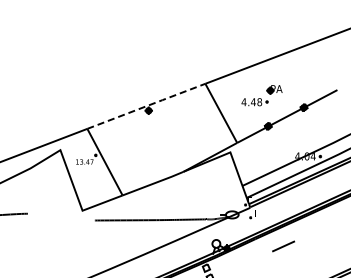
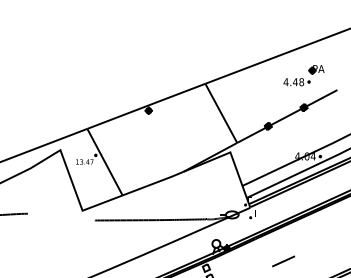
part position: (261, 95) -> (303, 75) (303, 75)
line: dashed -> solid (146, 106)
line position: (283, 246) -> (283, 261) (283, 261)
